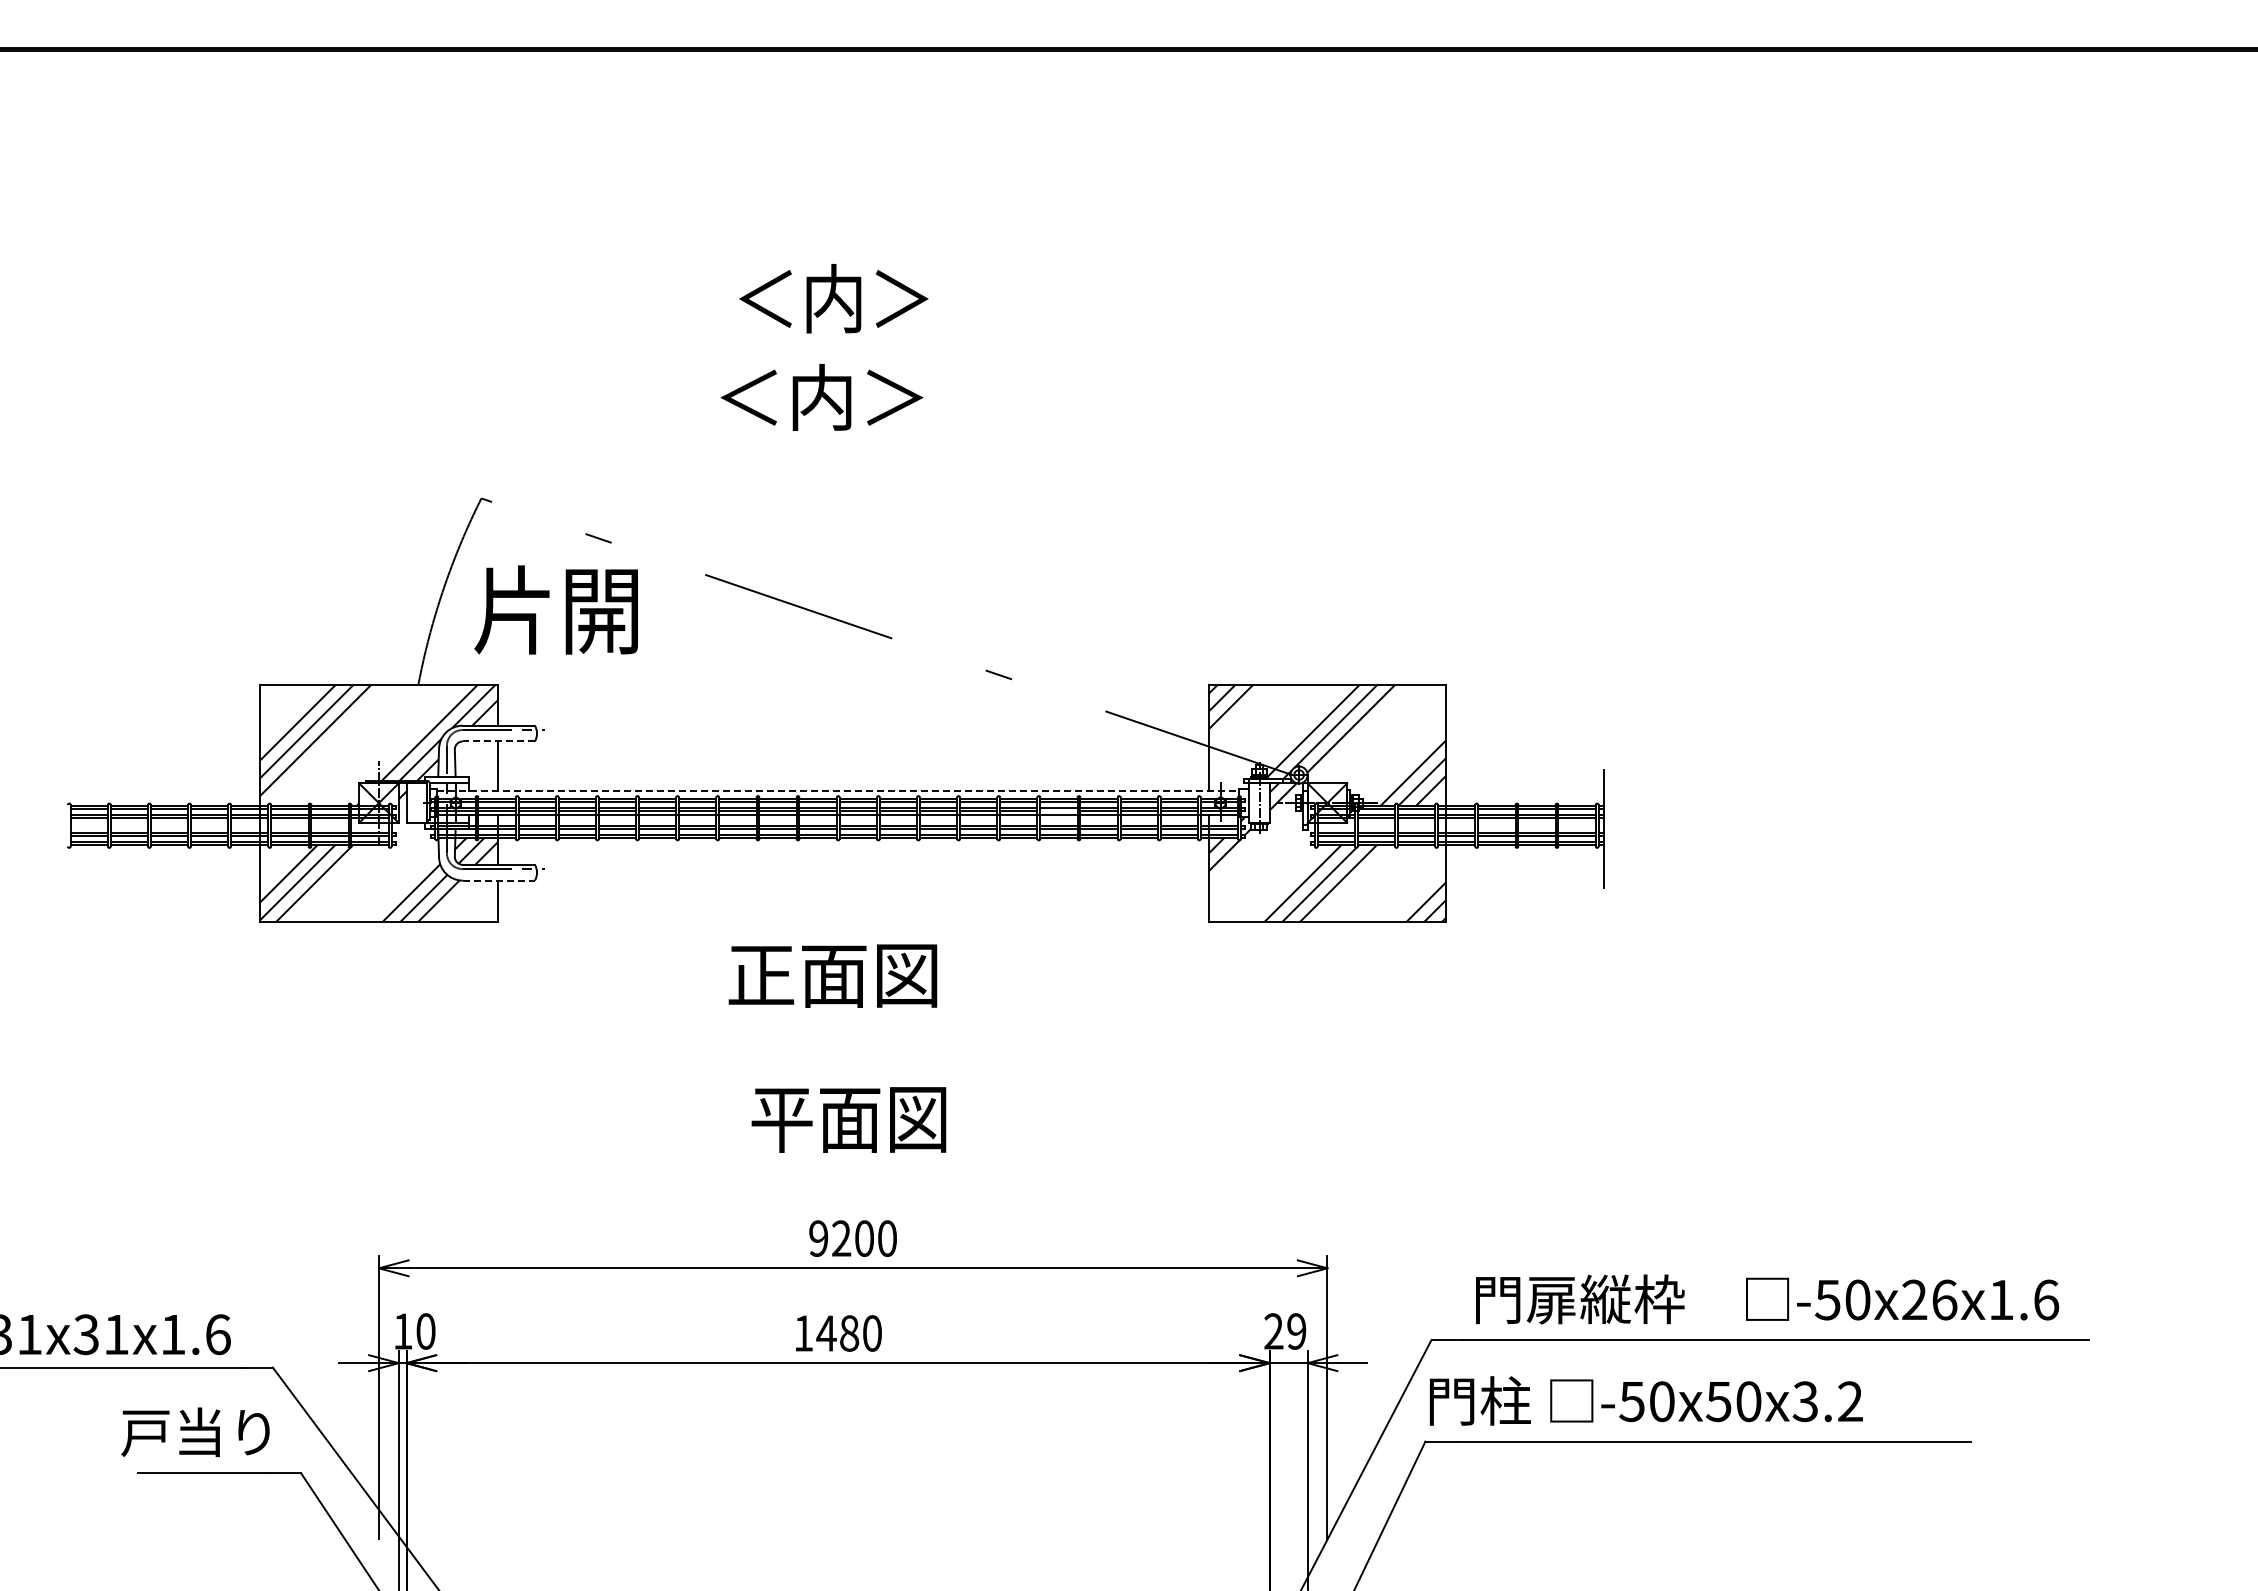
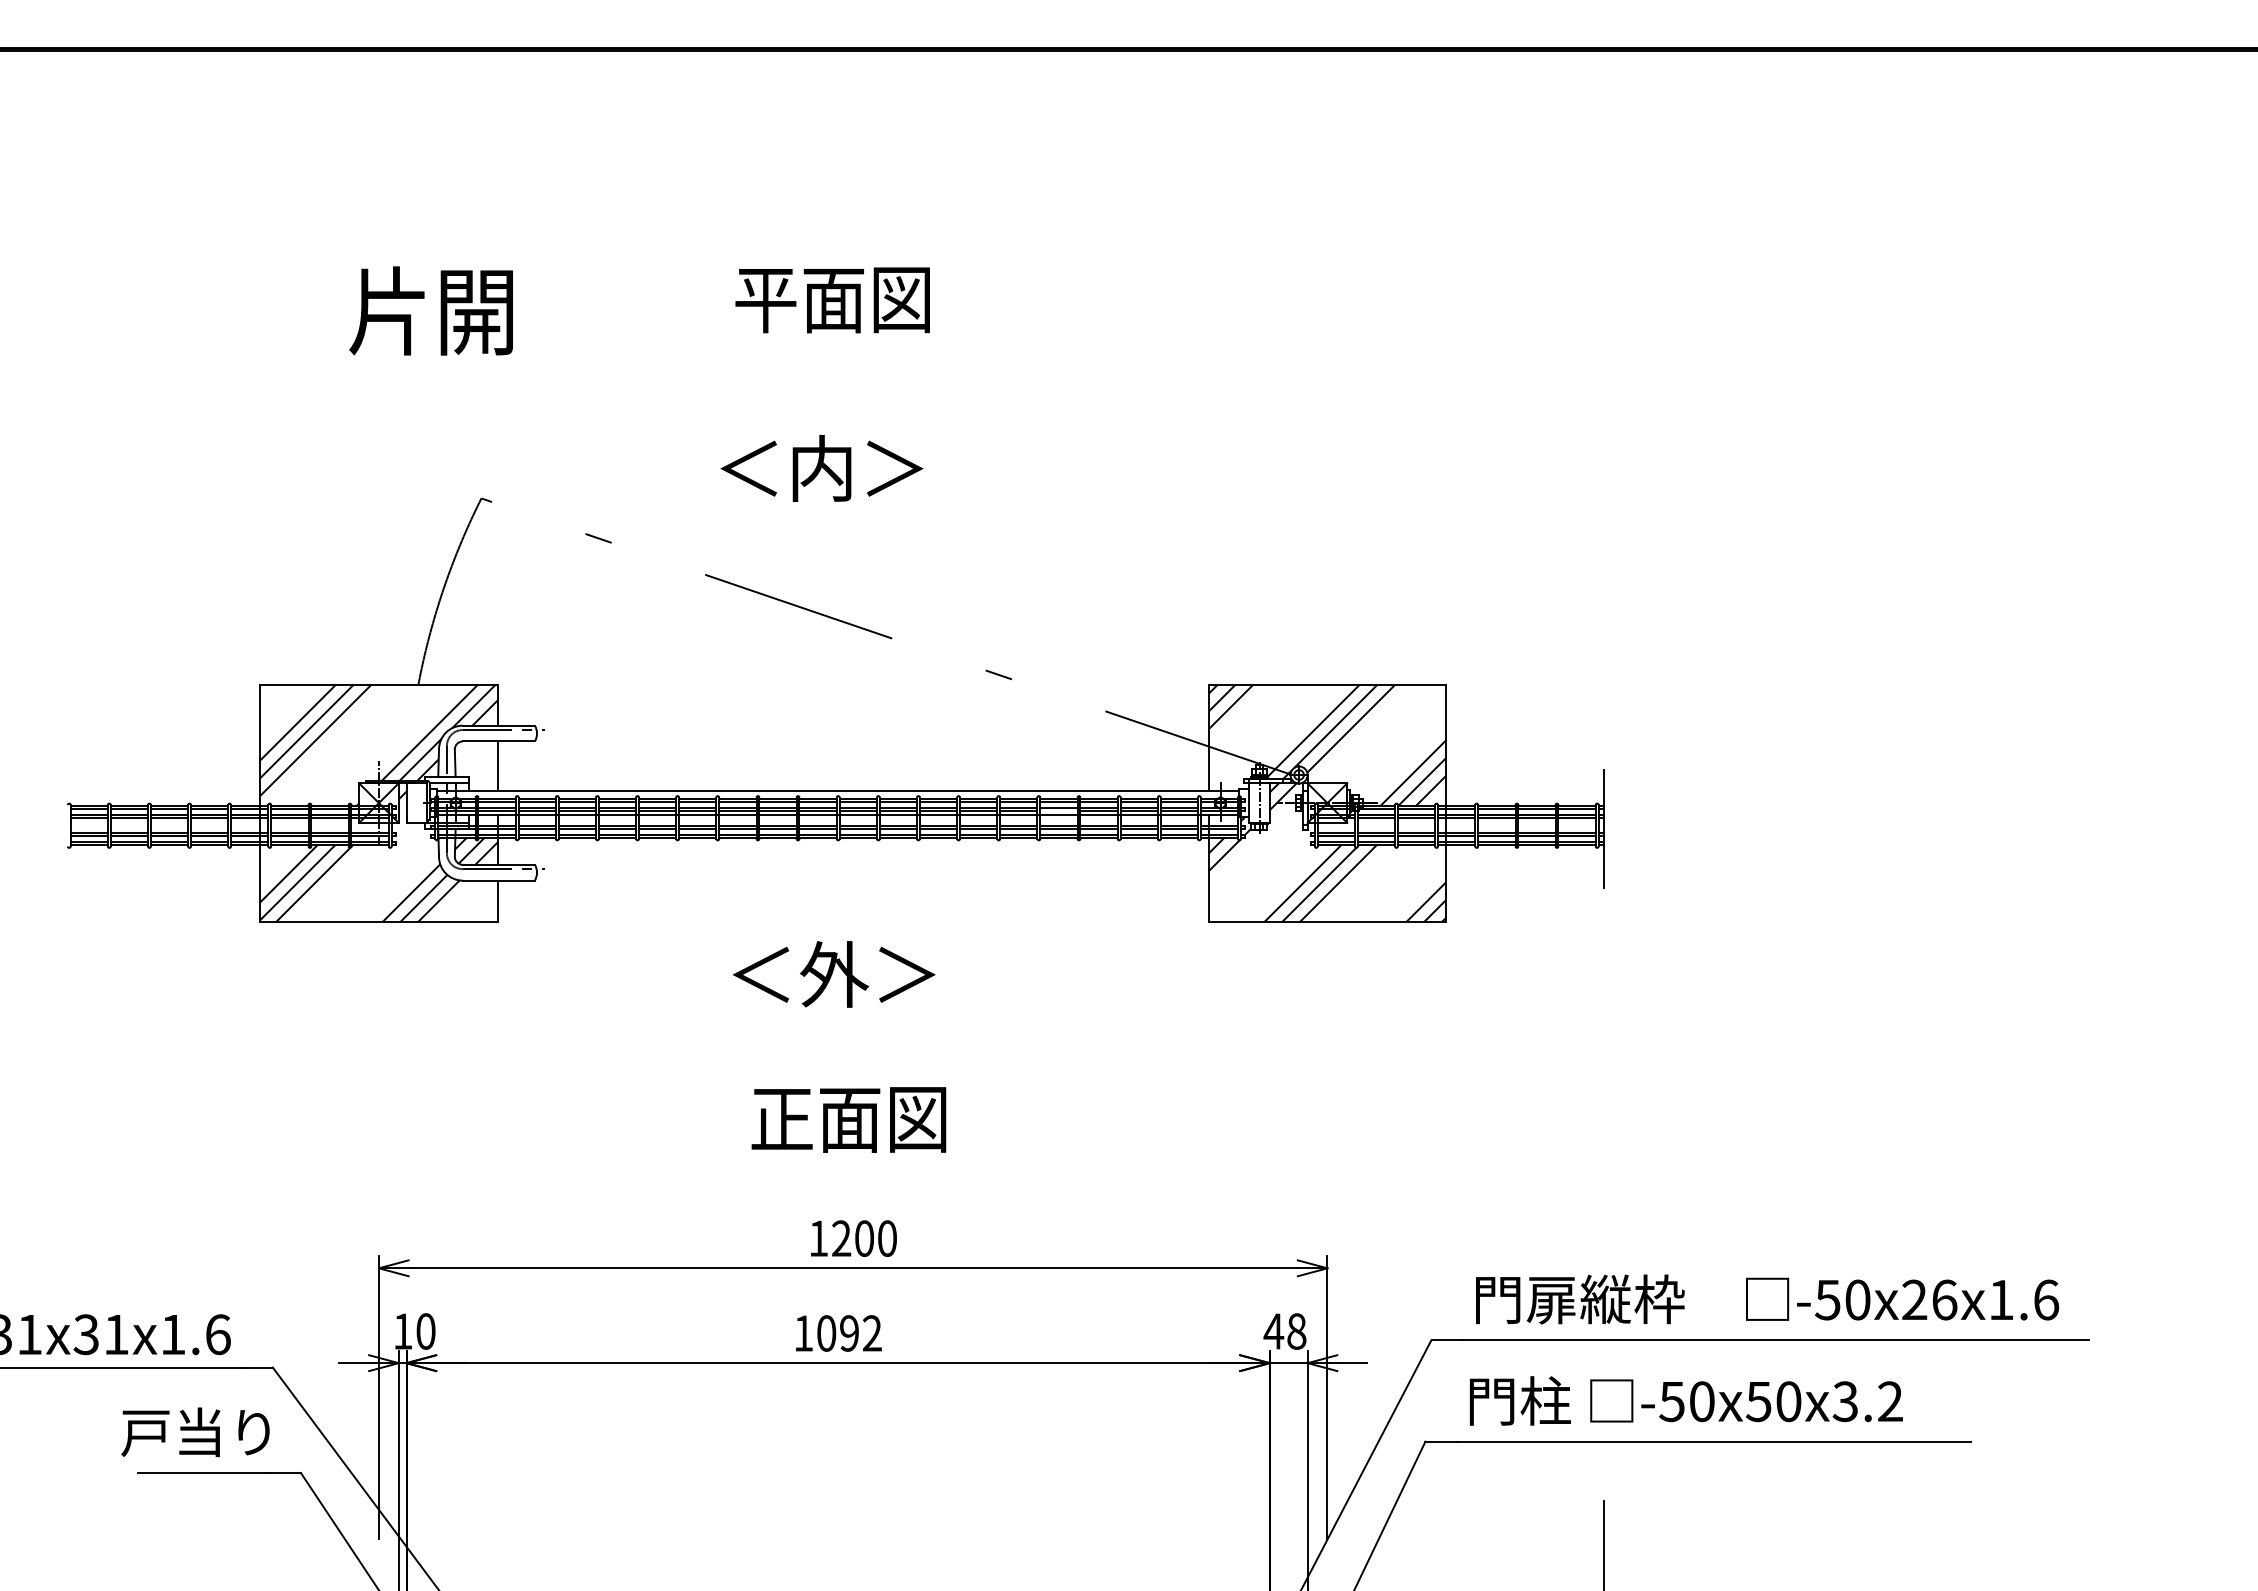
text: ＜内＞ -> 平面図 (832, 298)
text position: (821, 397) -> (821, 468) (821, 468)
text position: (555, 609) -> (430, 310) (430, 310)
line: dashed -> solid (498, 741)
line: dashed -> solid (838, 790)
line: dashed -> solid (499, 880)
text: 正面図 -> ＜外＞ (832, 974)
text: 平面図 -> 正面図 (781, 1120)
text: 9200 -> 1200 (818, 1238)
text: 29 -> 48 (1284, 1331)
text: 1480 -> 1092 (848, 1333)
text position: (1646, 1400) -> (1686, 1400) (1686, 1400)
line: none -> present (1604, 1543)
